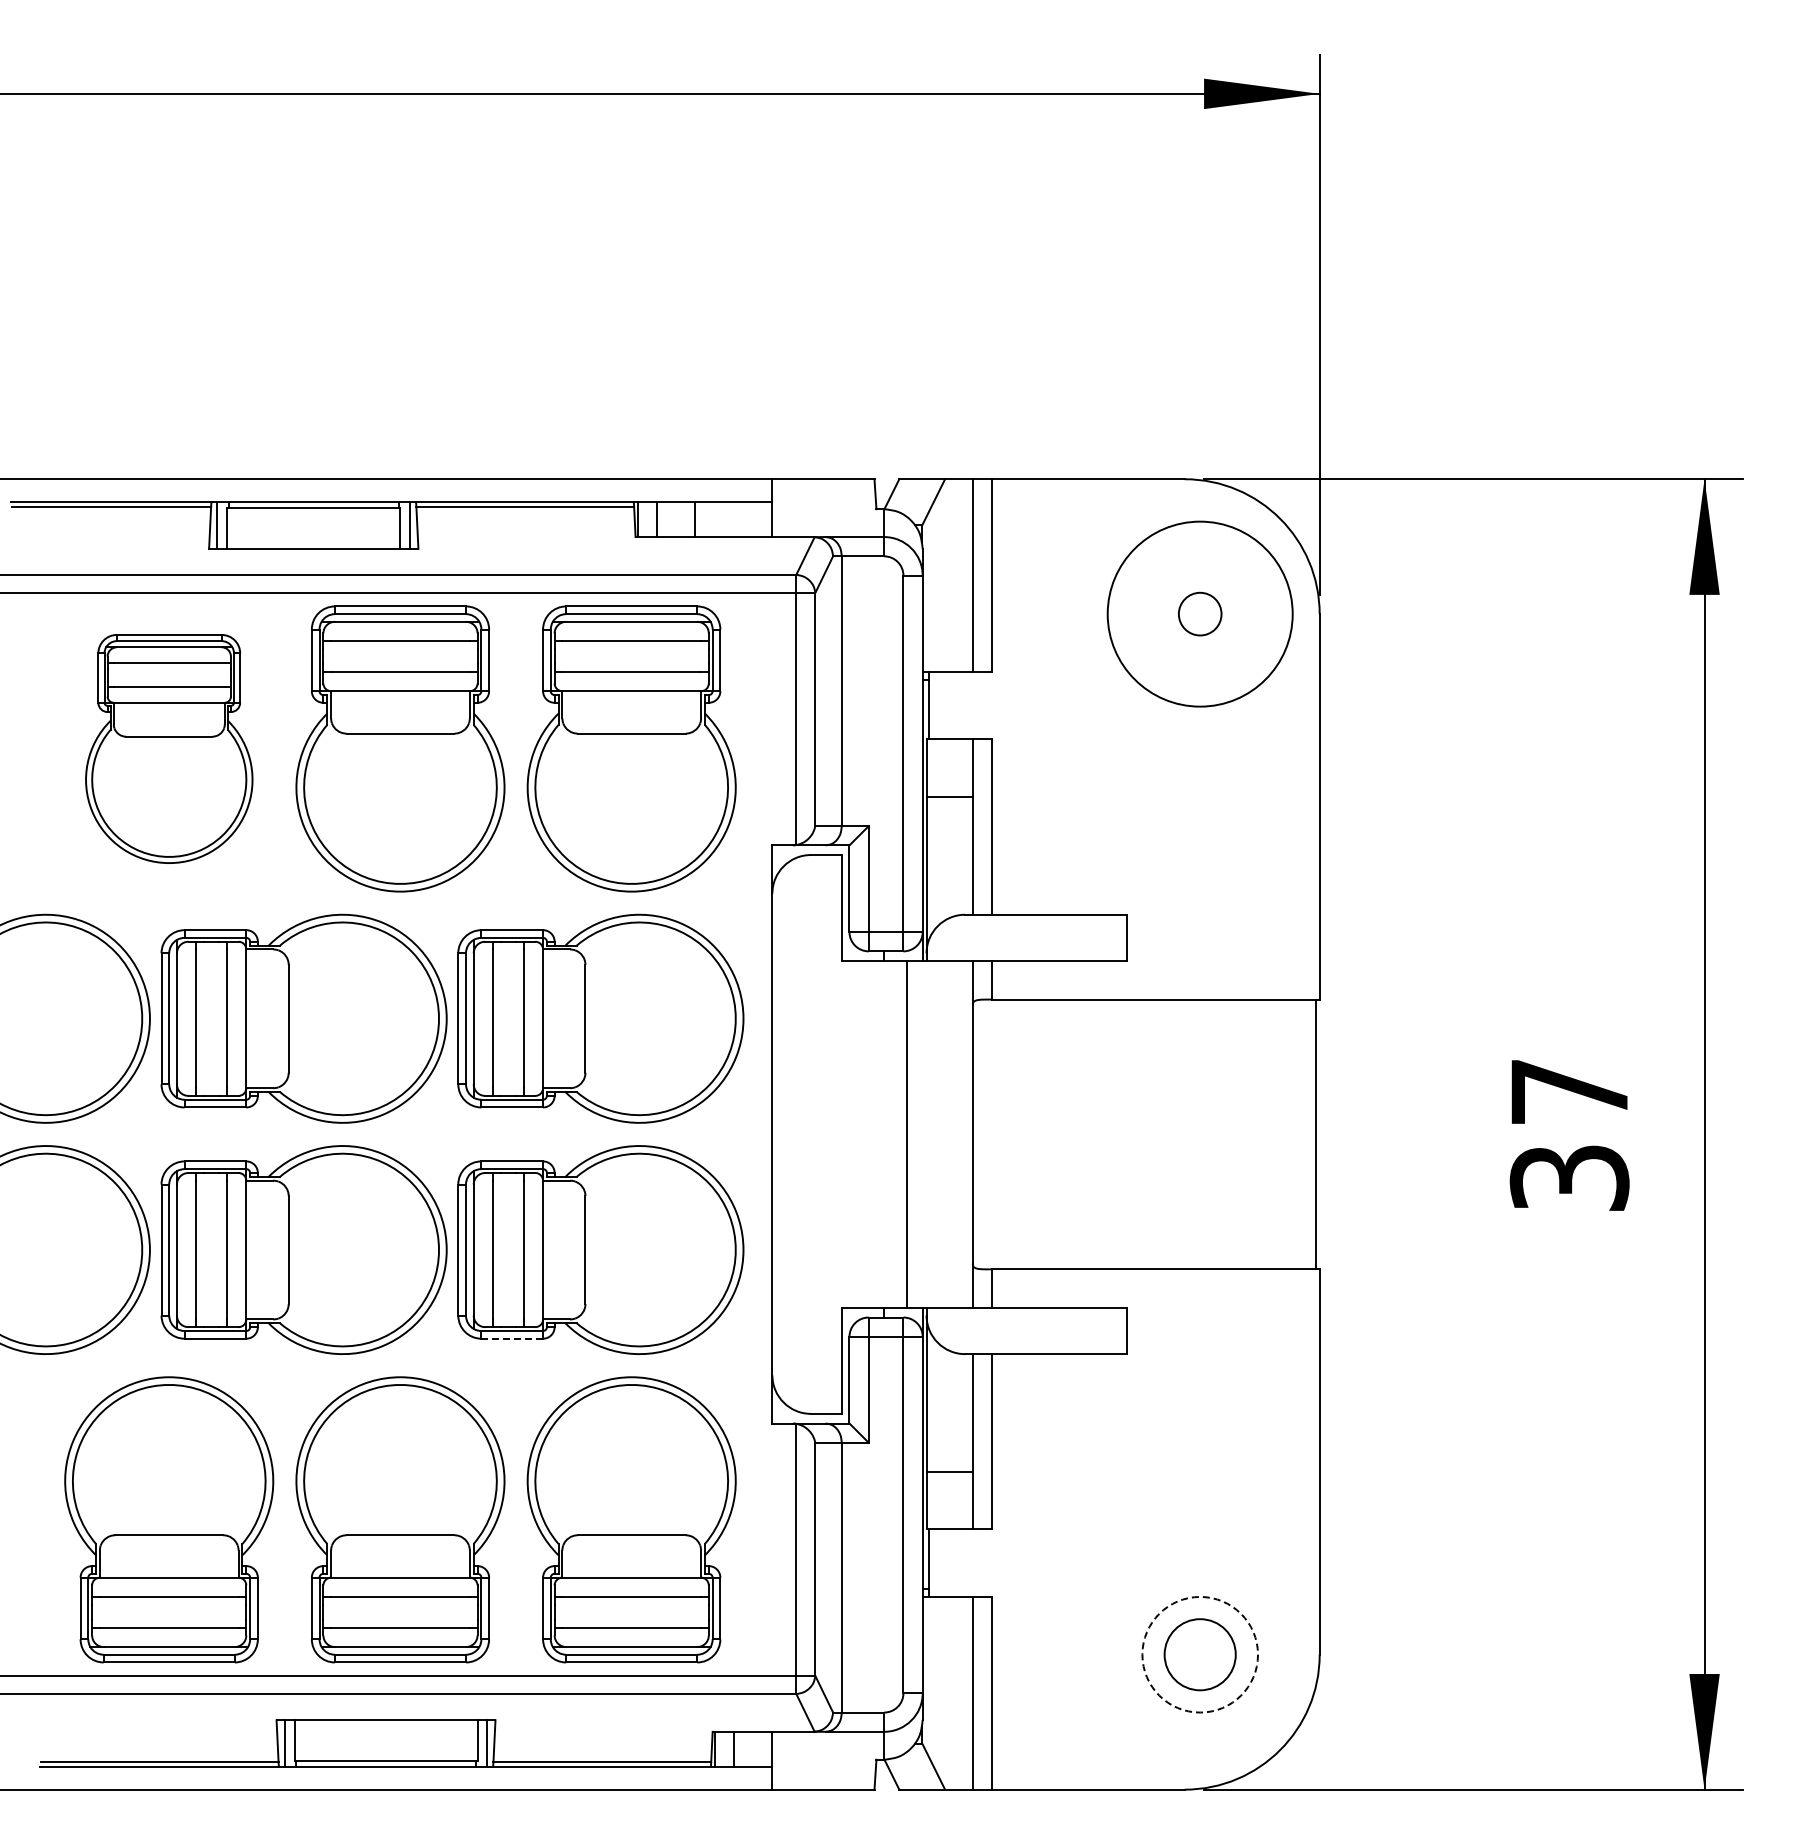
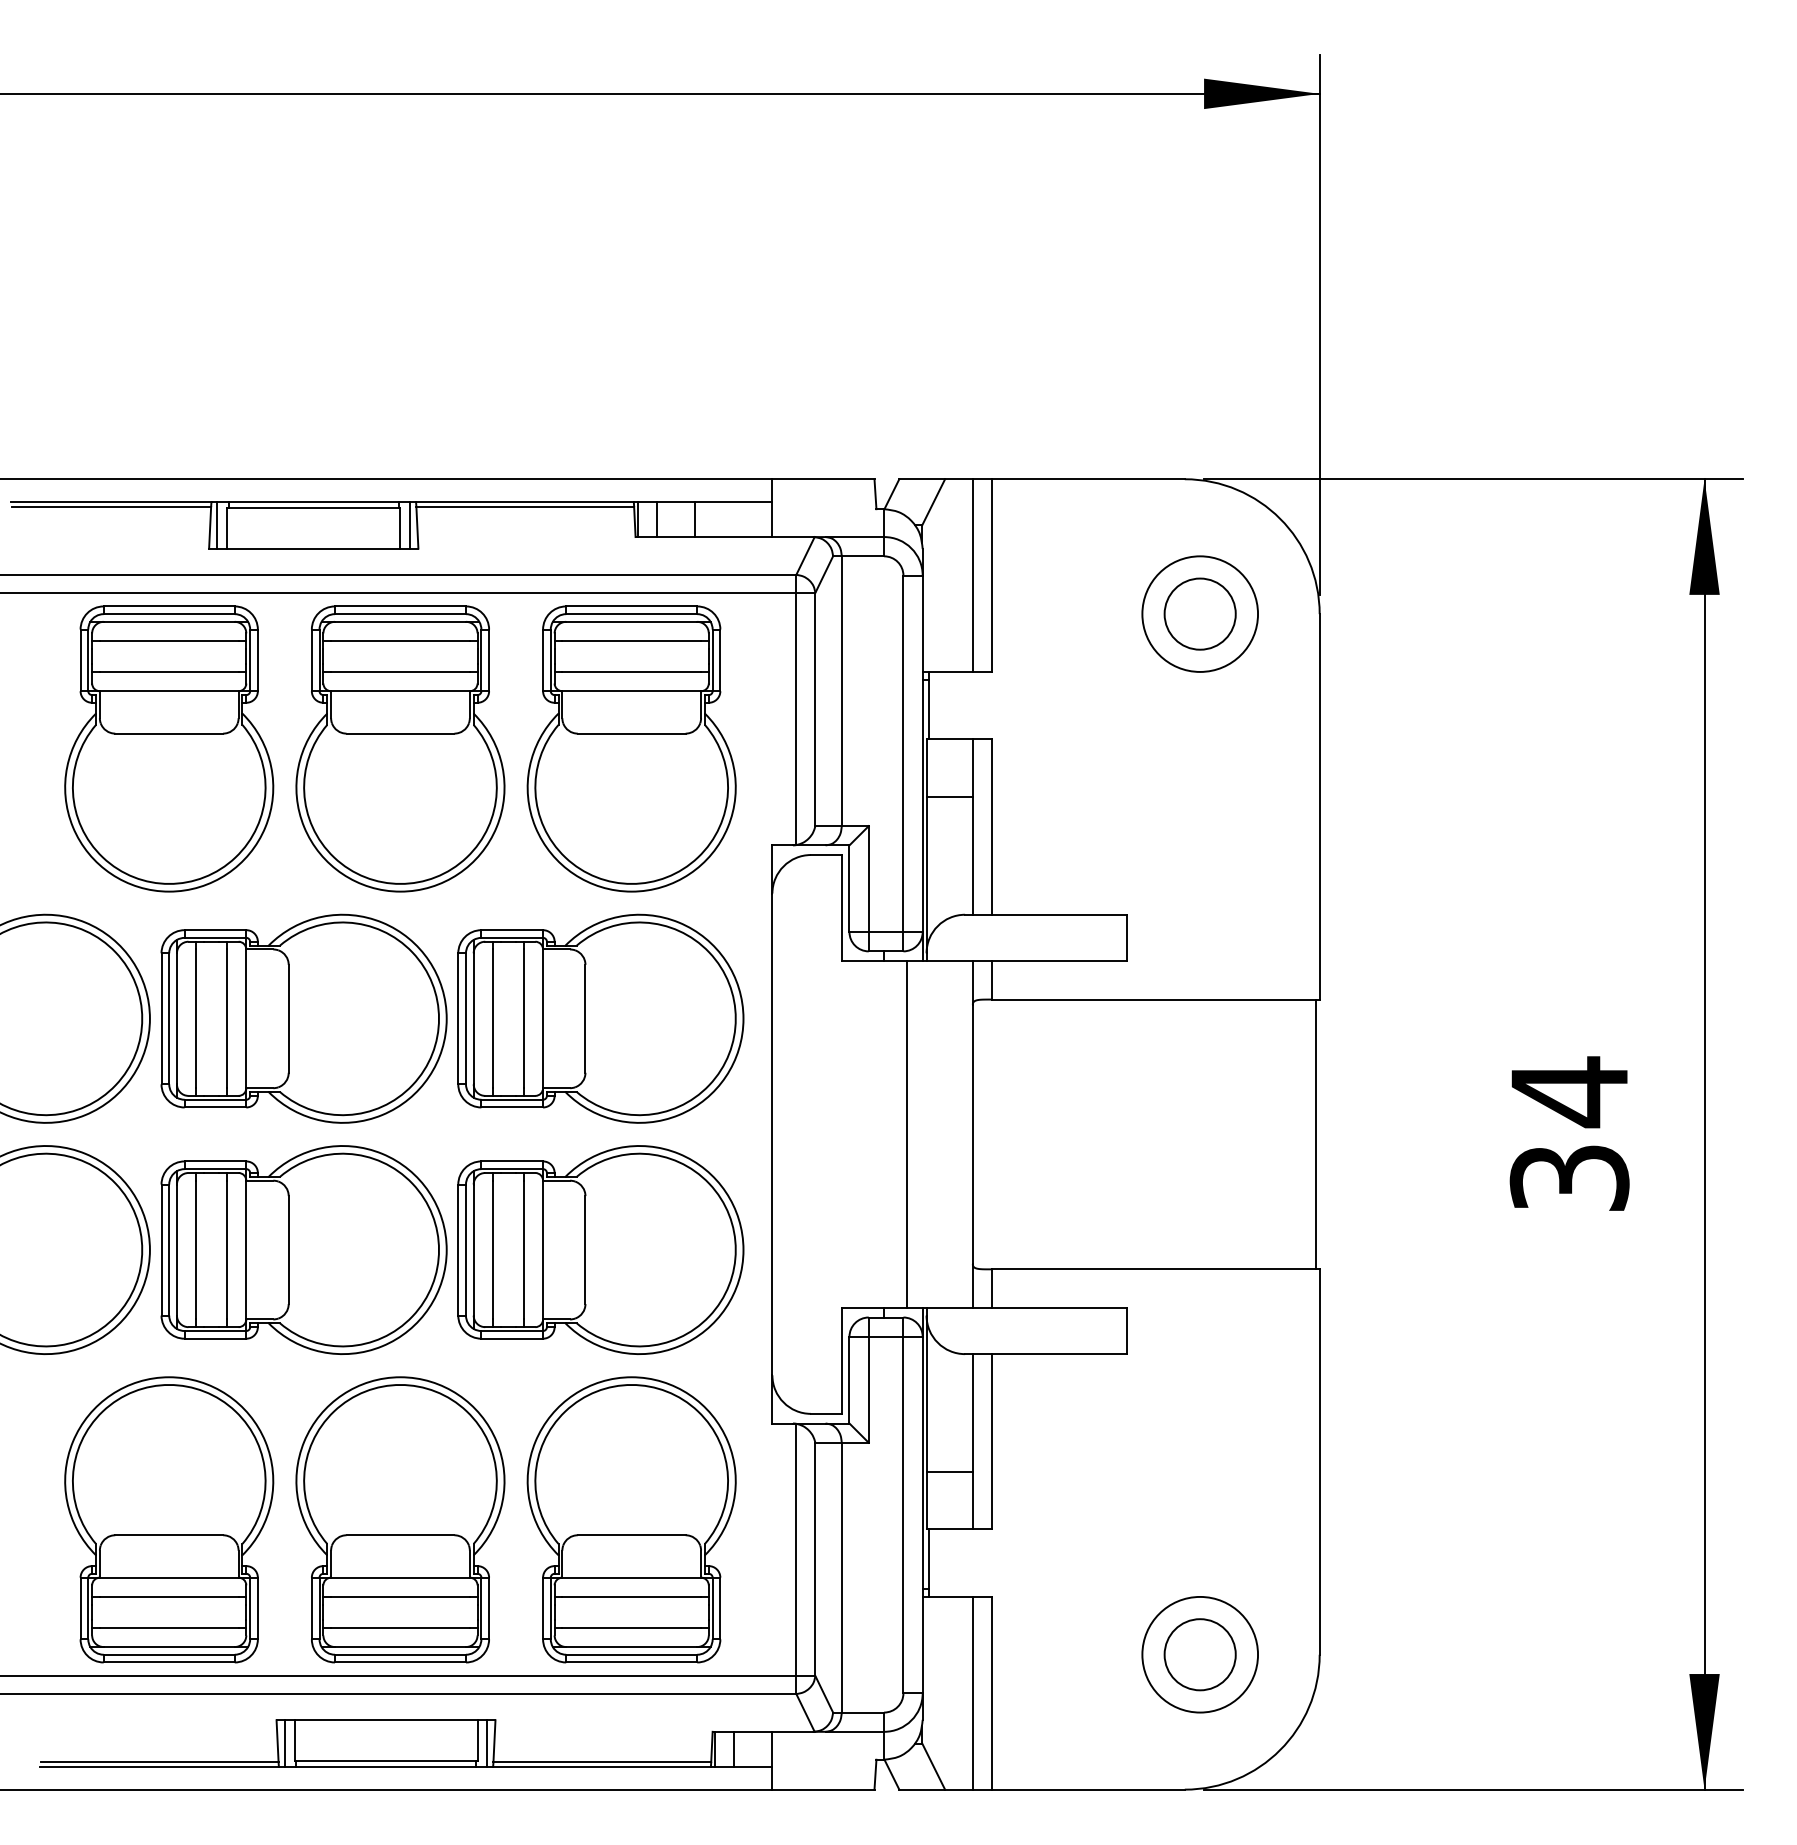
circle diameter: 185 px -> 116 px (1200, 613)
circle diameter: 43 px -> 71 px (1199, 613)
part size: 169x230 px -> 211x288 px (169, 748)
text: 37 -> 34 (1569, 1092)
line: dashed -> solid (512, 1338)
circle: dashed -> solid (1200, 1654)
